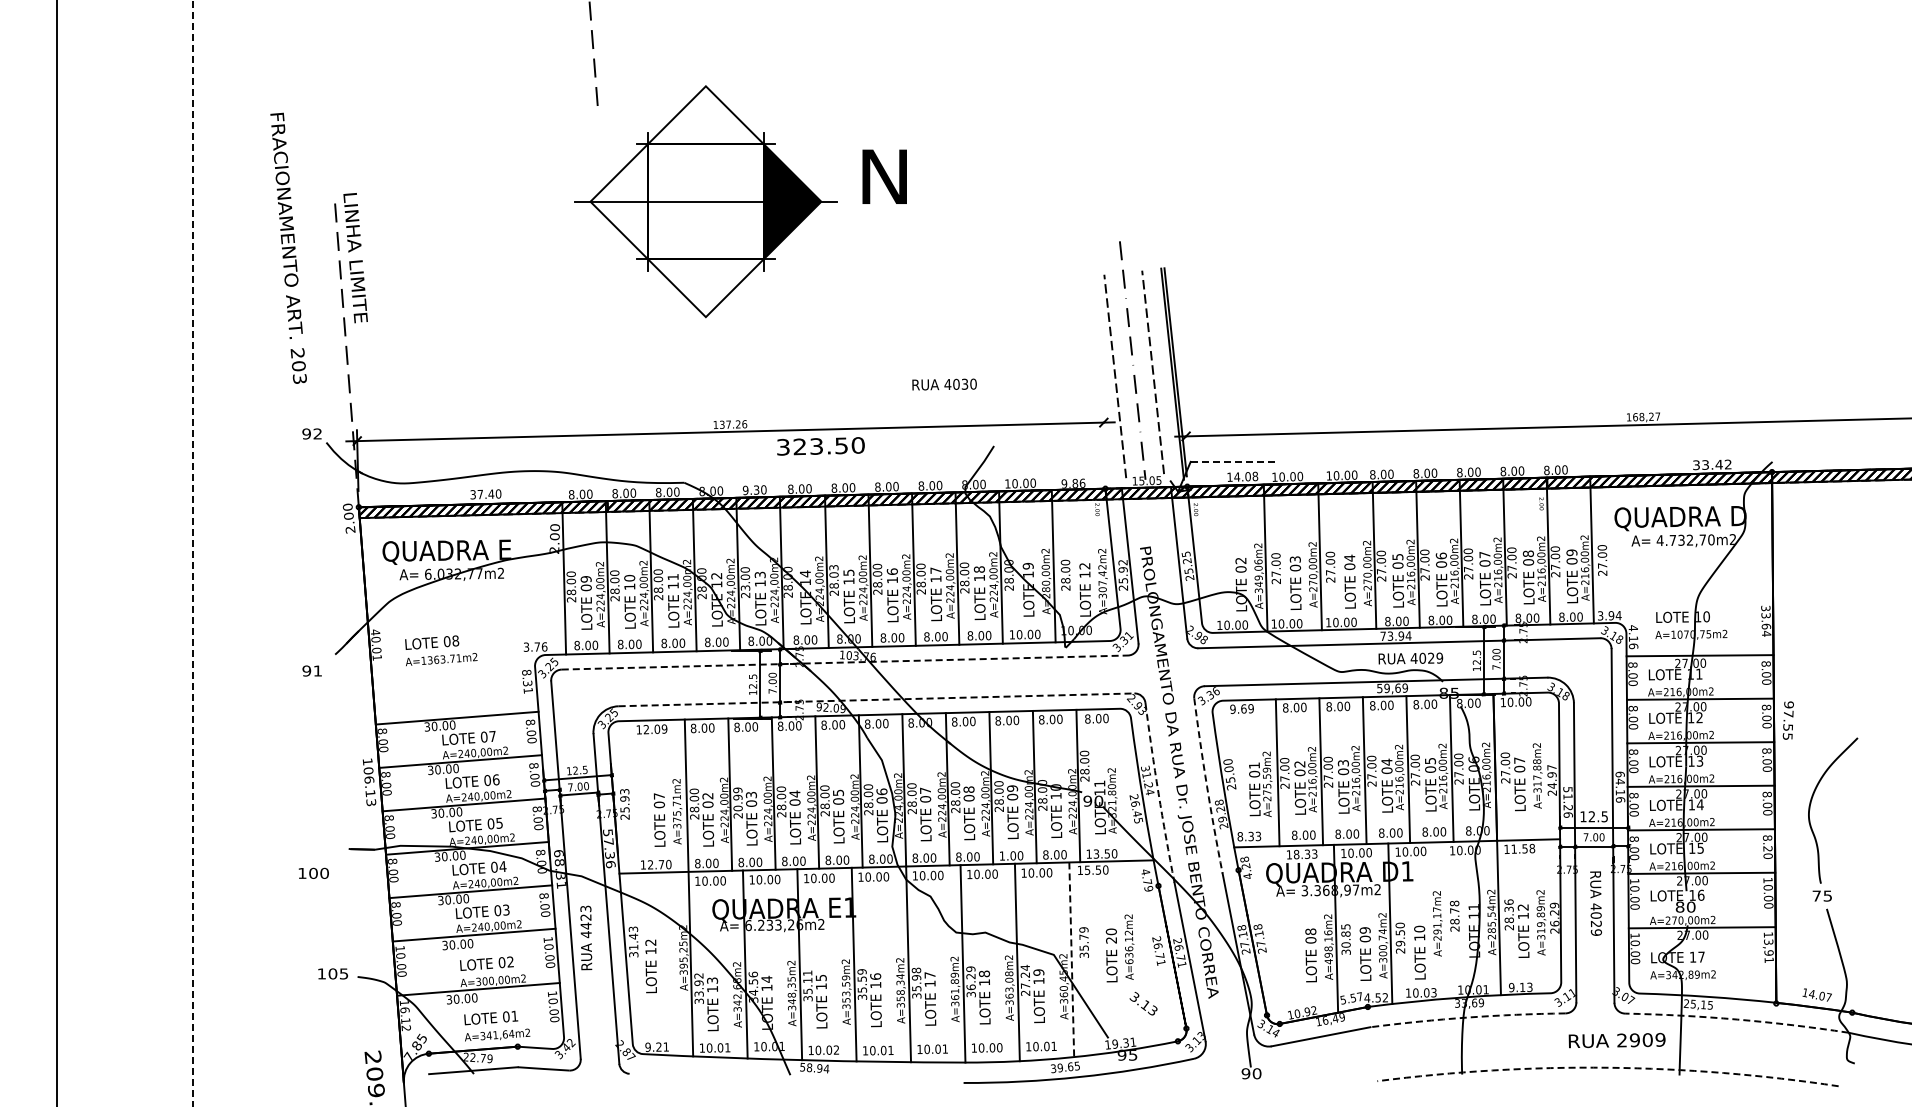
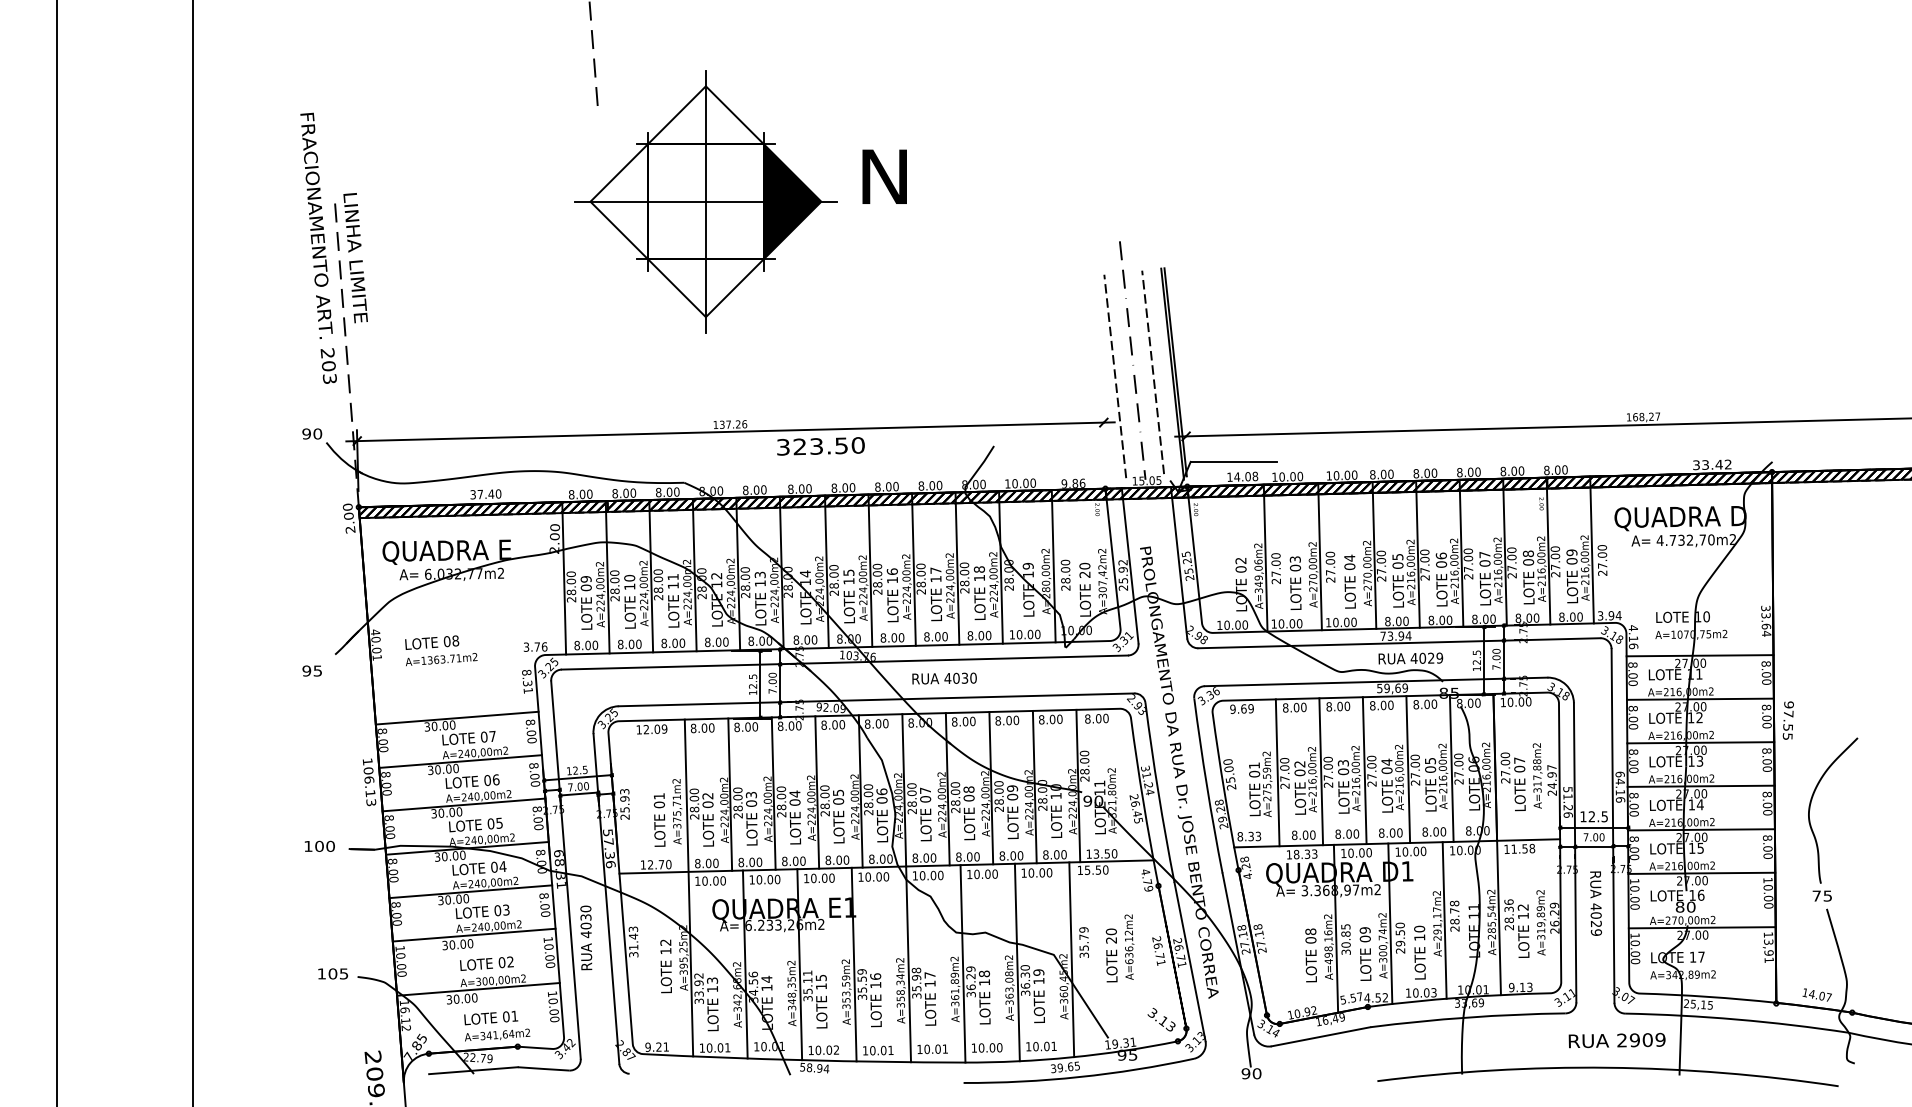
line: none -> present (705, 201)
text position: (288, 247) -> (318, 247) (318, 247)
text position: (944, 384) -> (944, 678) (944, 678)
text: 92 -> 90 (317, 433)
line: dashed -> solid (1234, 461)
text: 9.30 -> 8.00 (750, 490)
line: dashed -> solid (193, 553)
text: 28.03 -> 28.00 (833, 567)
text: 12 -> 20 (1084, 569)
text: 23.00 -> 28.00 (745, 587)
line: dashed -> solid (845, 662)
text: 91 -> 95 (317, 670)
line: dashed -> solid (876, 699)
arc: dashed -> solid (1206, 786)
arc: dashed -> solid (1158, 793)
text: 07 -> 01 (658, 796)
text: 20.99 -> 28.00 (737, 799)
text: 8.20 -> 8.00 (1767, 848)
text: 1.00 -> 8.00 (1002, 855)
text position: (313, 872) -> (319, 845) (319, 845)
text: 4423 -> 4030 (585, 917)
line: none -> present (1444, 920)
line: dashed -> solid (1071, 960)
text position: (650, 966) -> (665, 966) (665, 966)
text: 27.24 -> 36.30 (1025, 979)
text position: (1143, 1003) -> (1161, 1019) (1161, 1019)
arc: dashed -> solid (1467, 1017)
arc: dashed -> solid (1737, 1019)
arc: dashed -> solid (1608, 1067)
